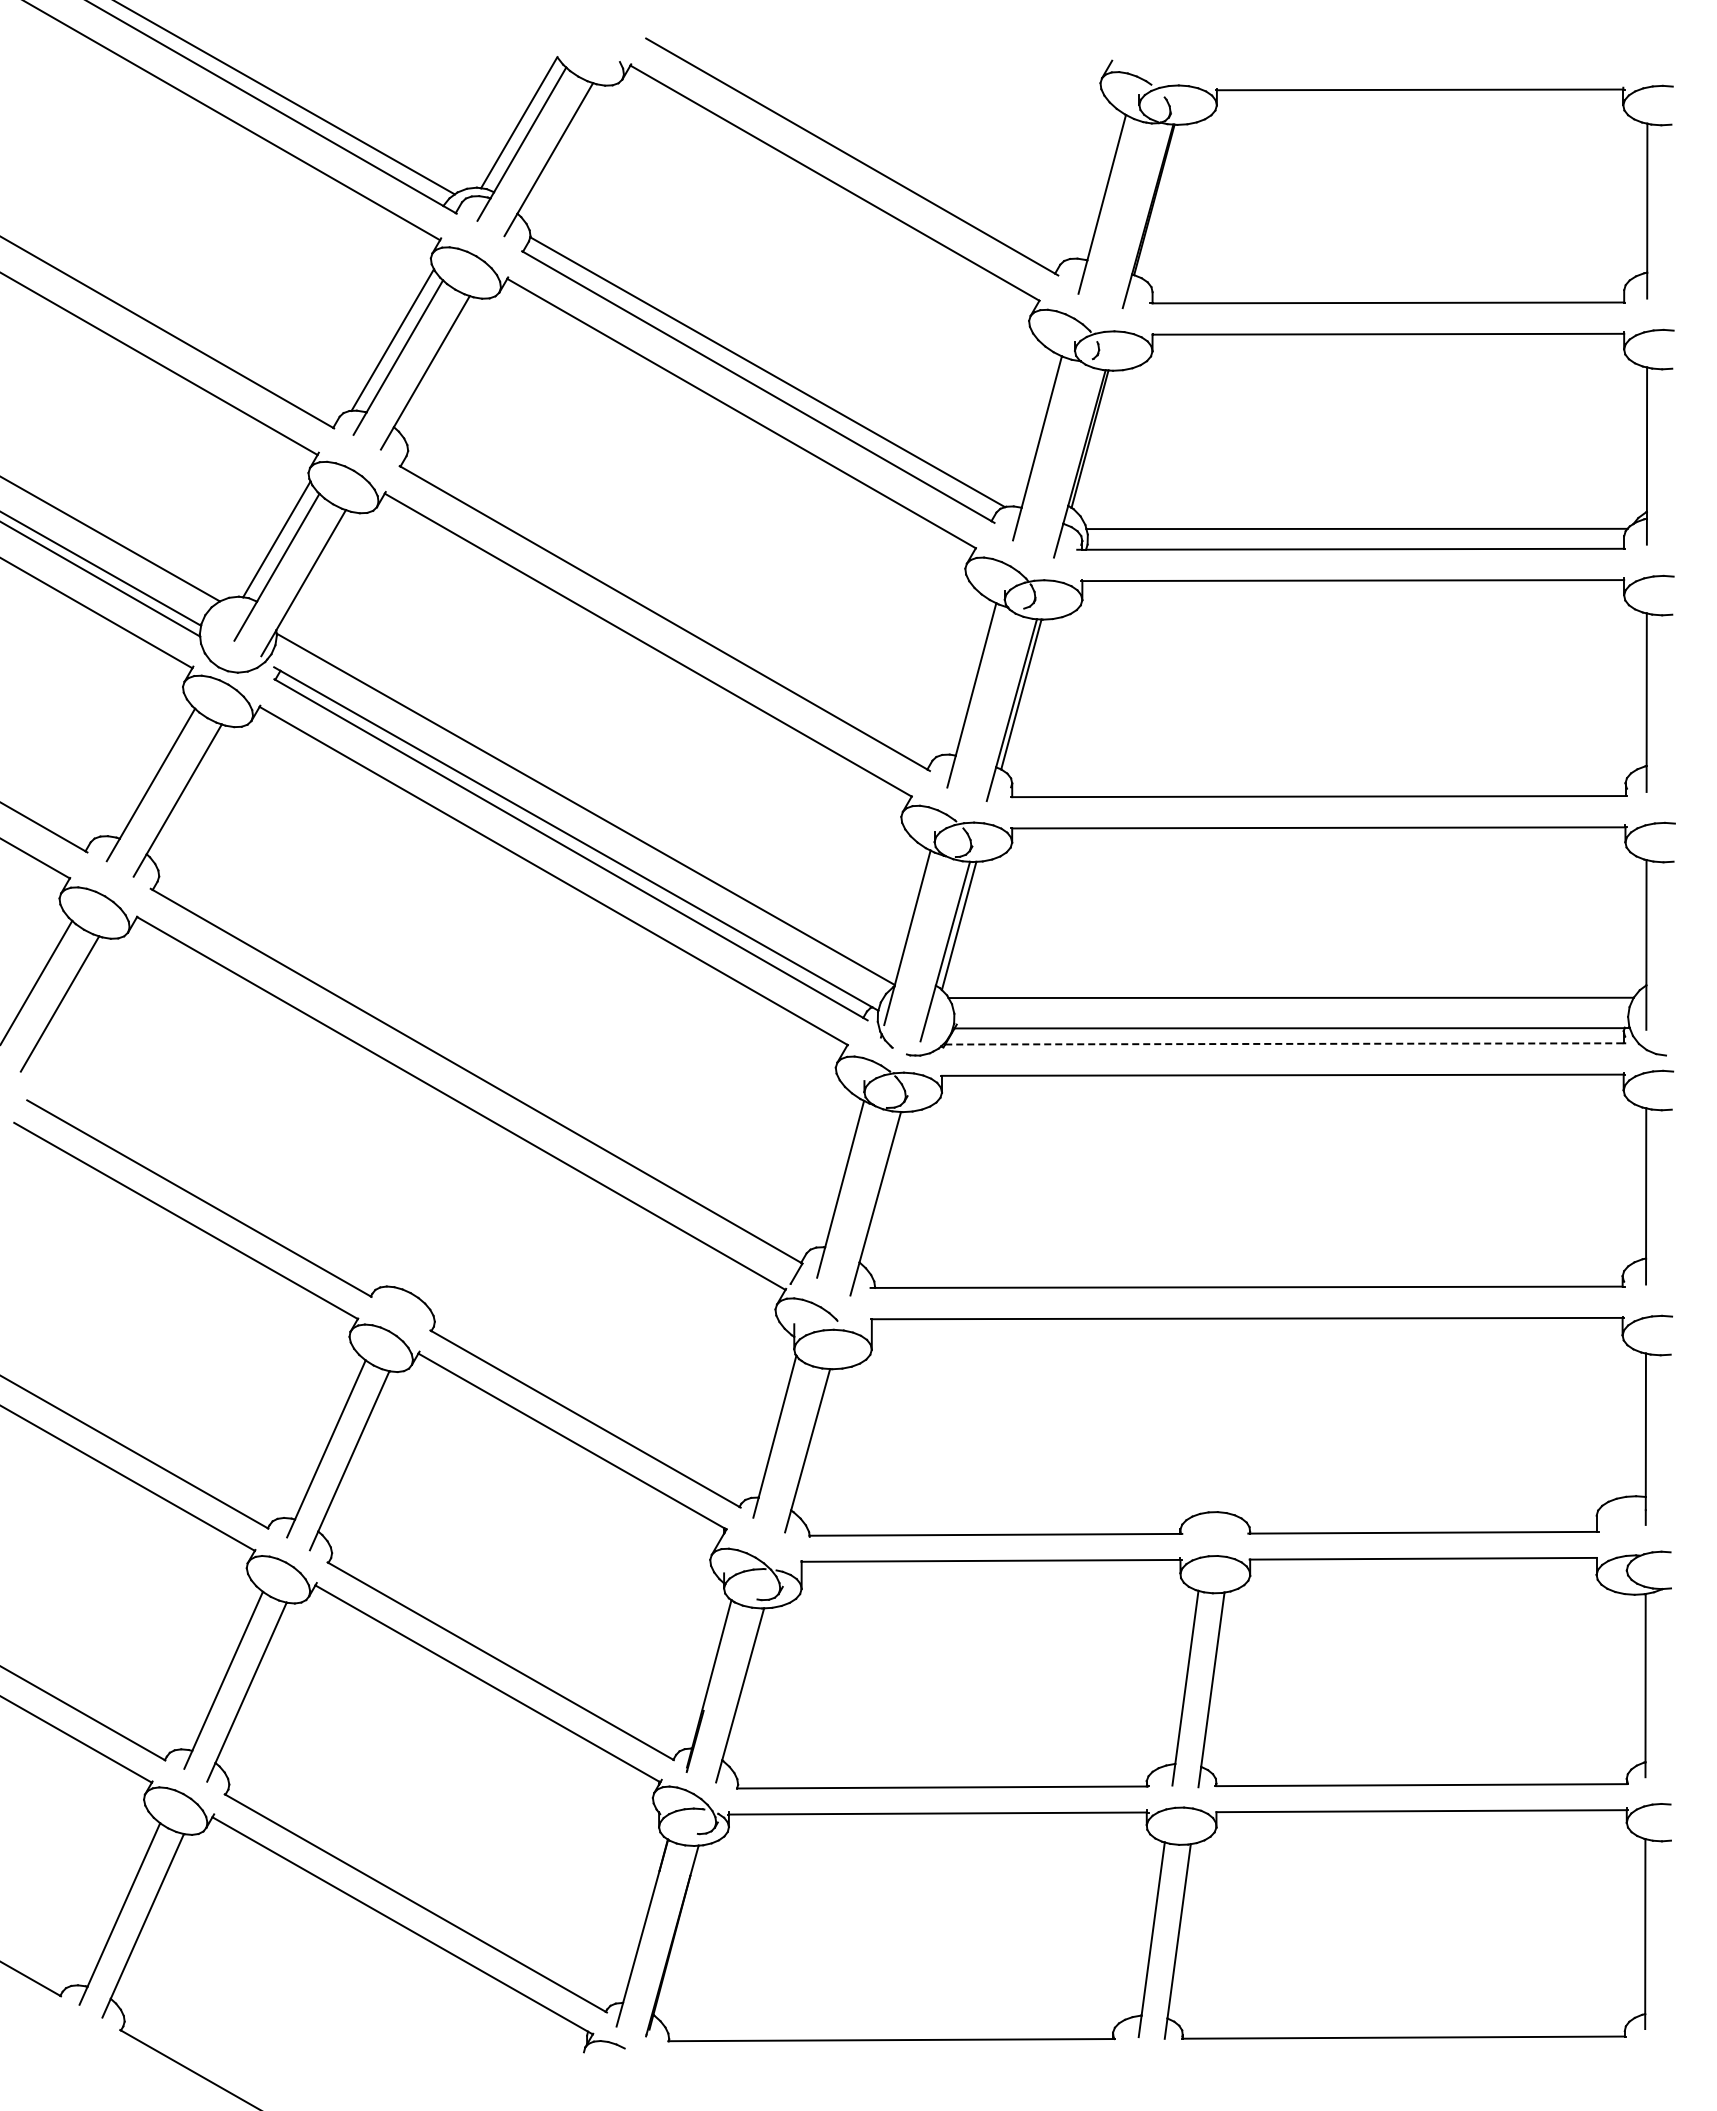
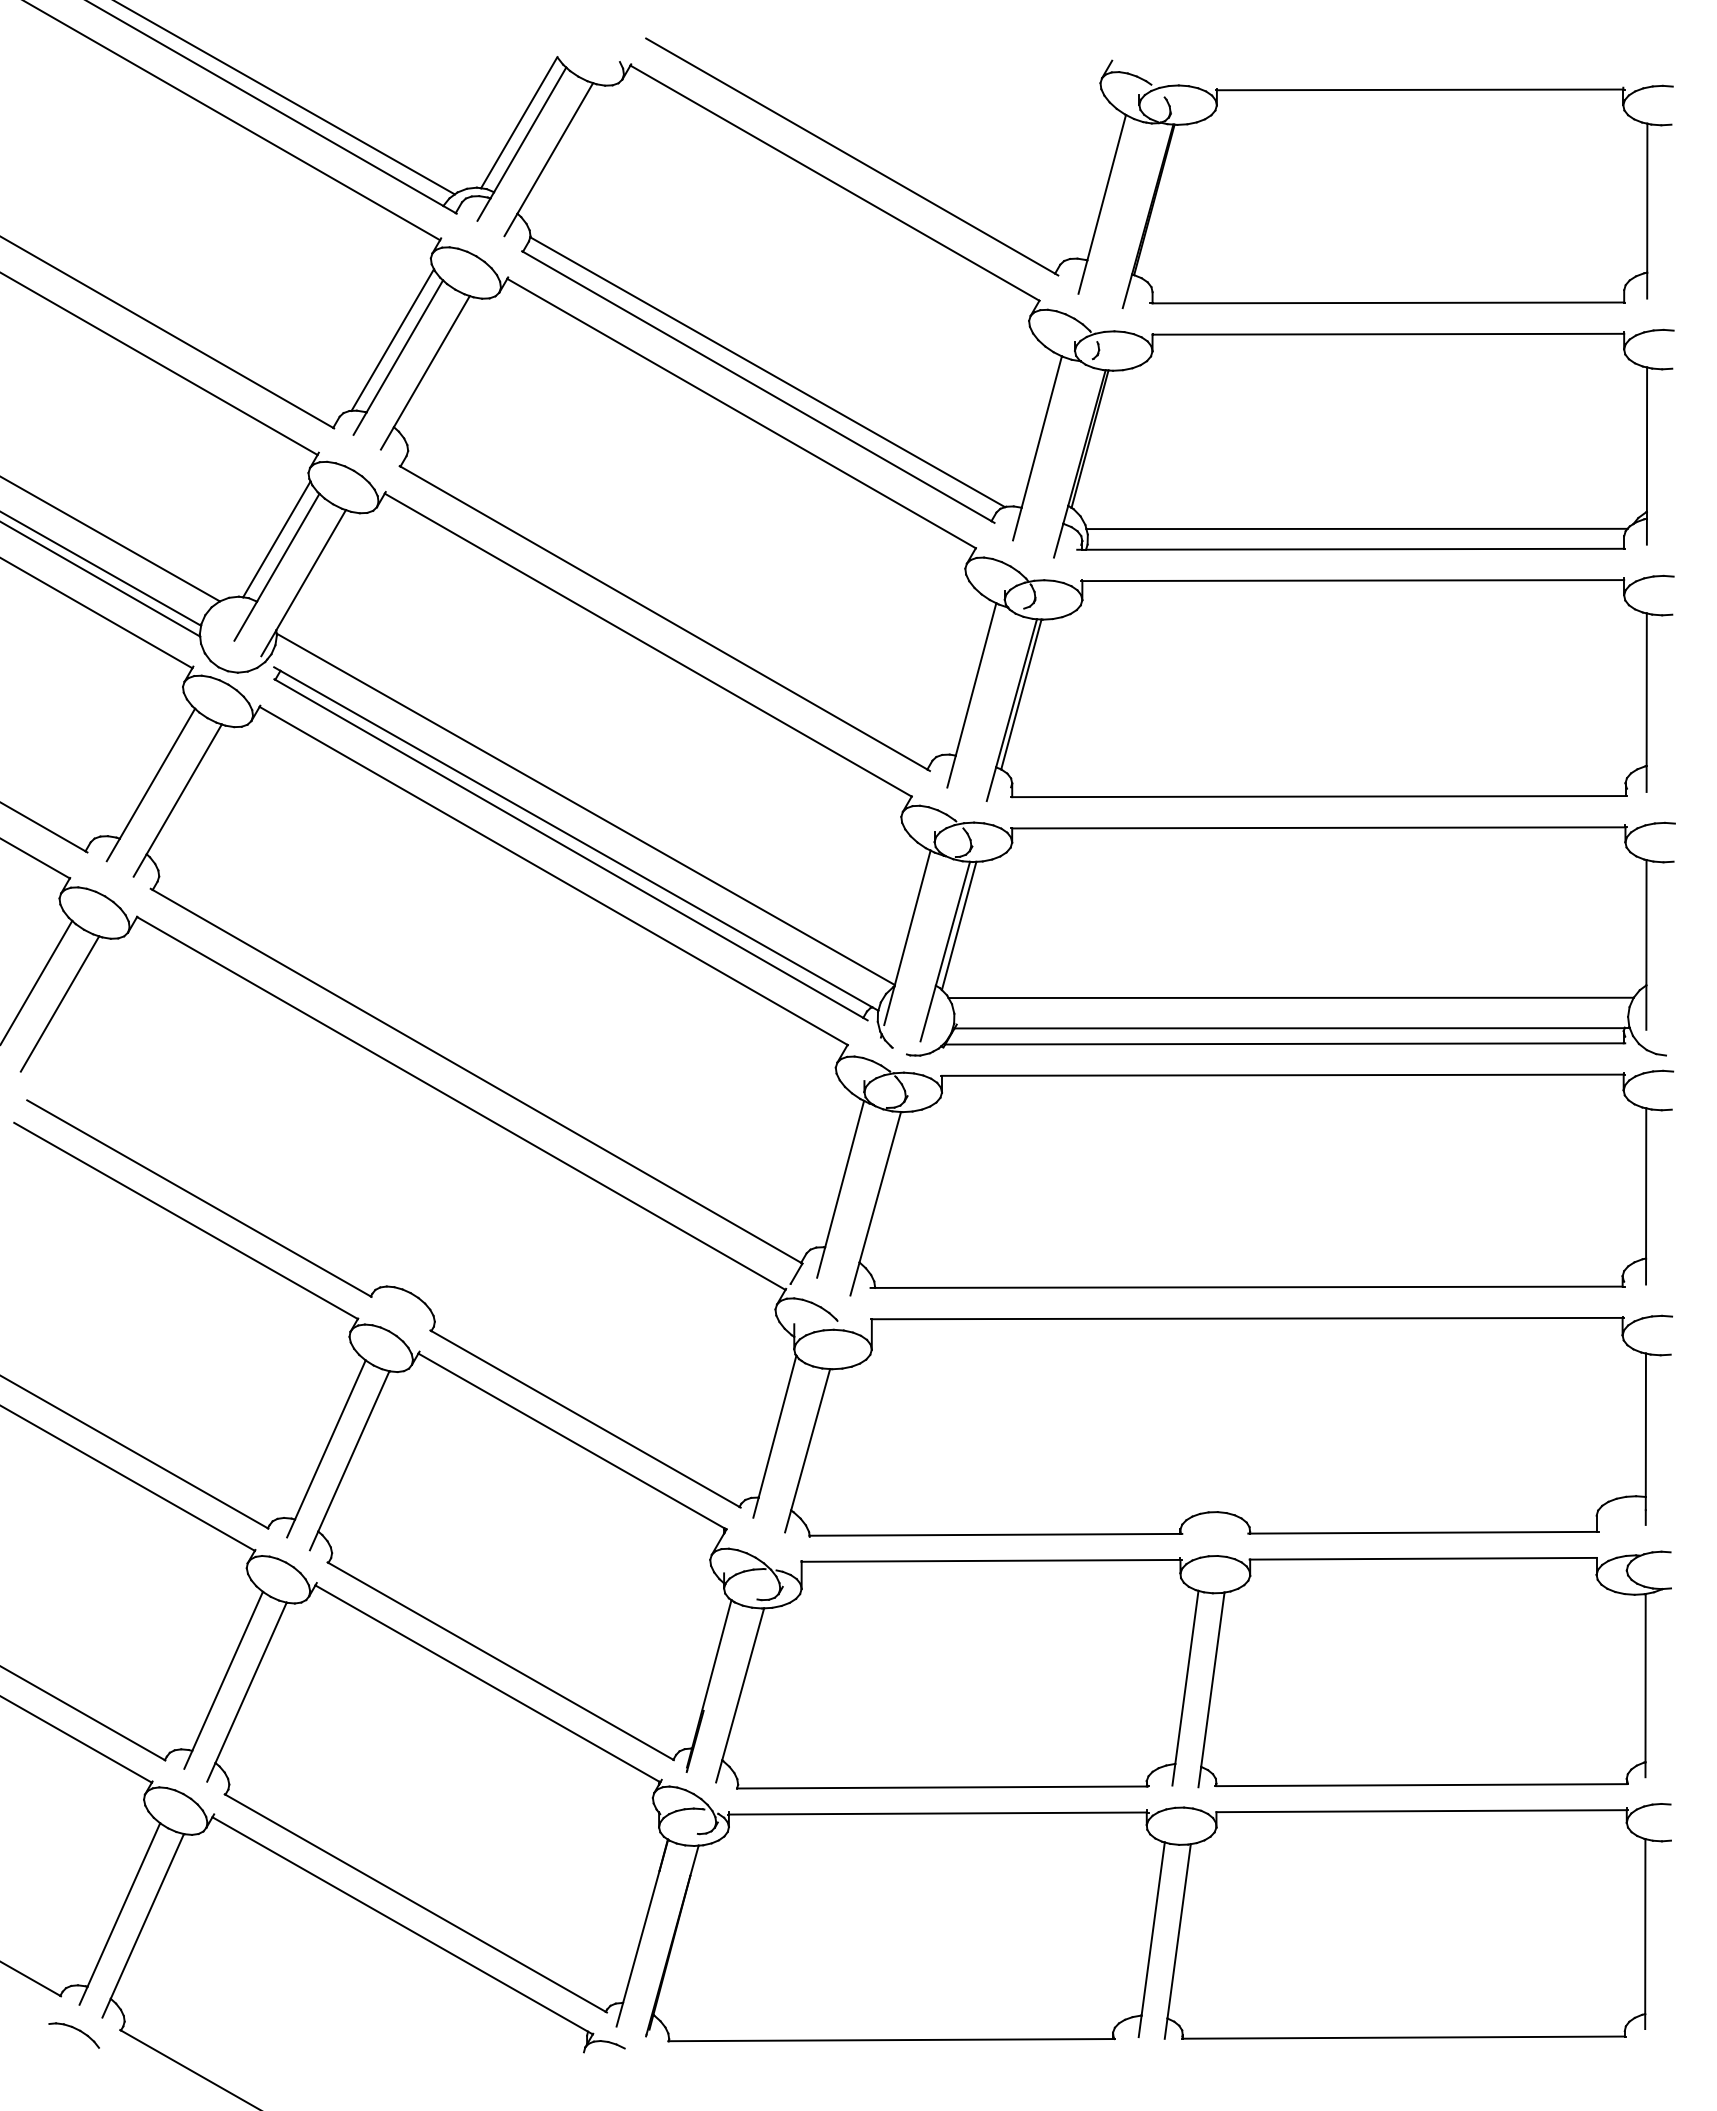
line: dashed -> solid (1284, 1043)
part: none -> present (73, 2035)
